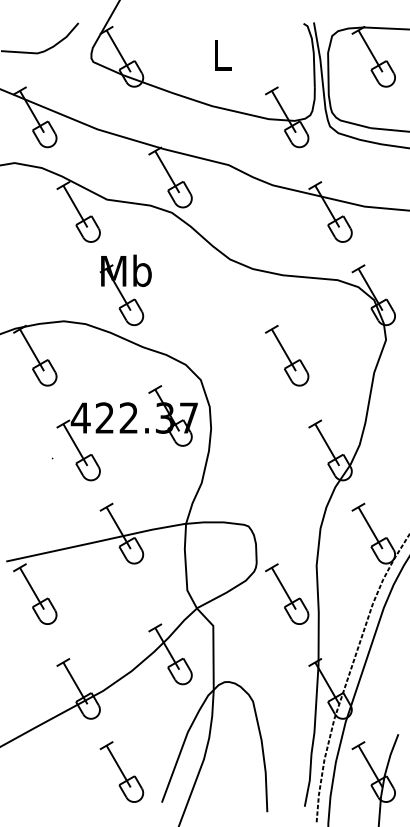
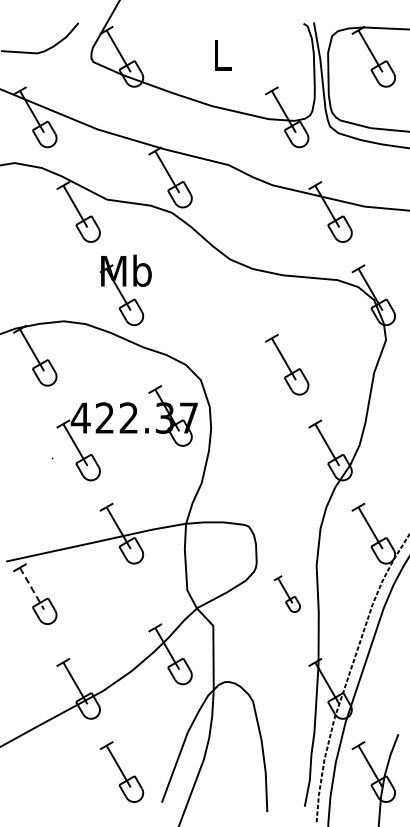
part position: (287, 355) -> (287, 364) (287, 364)
line: solid -> dashed (32, 589)
part size: 45x62 px -> 27x38 px (287, 593)
